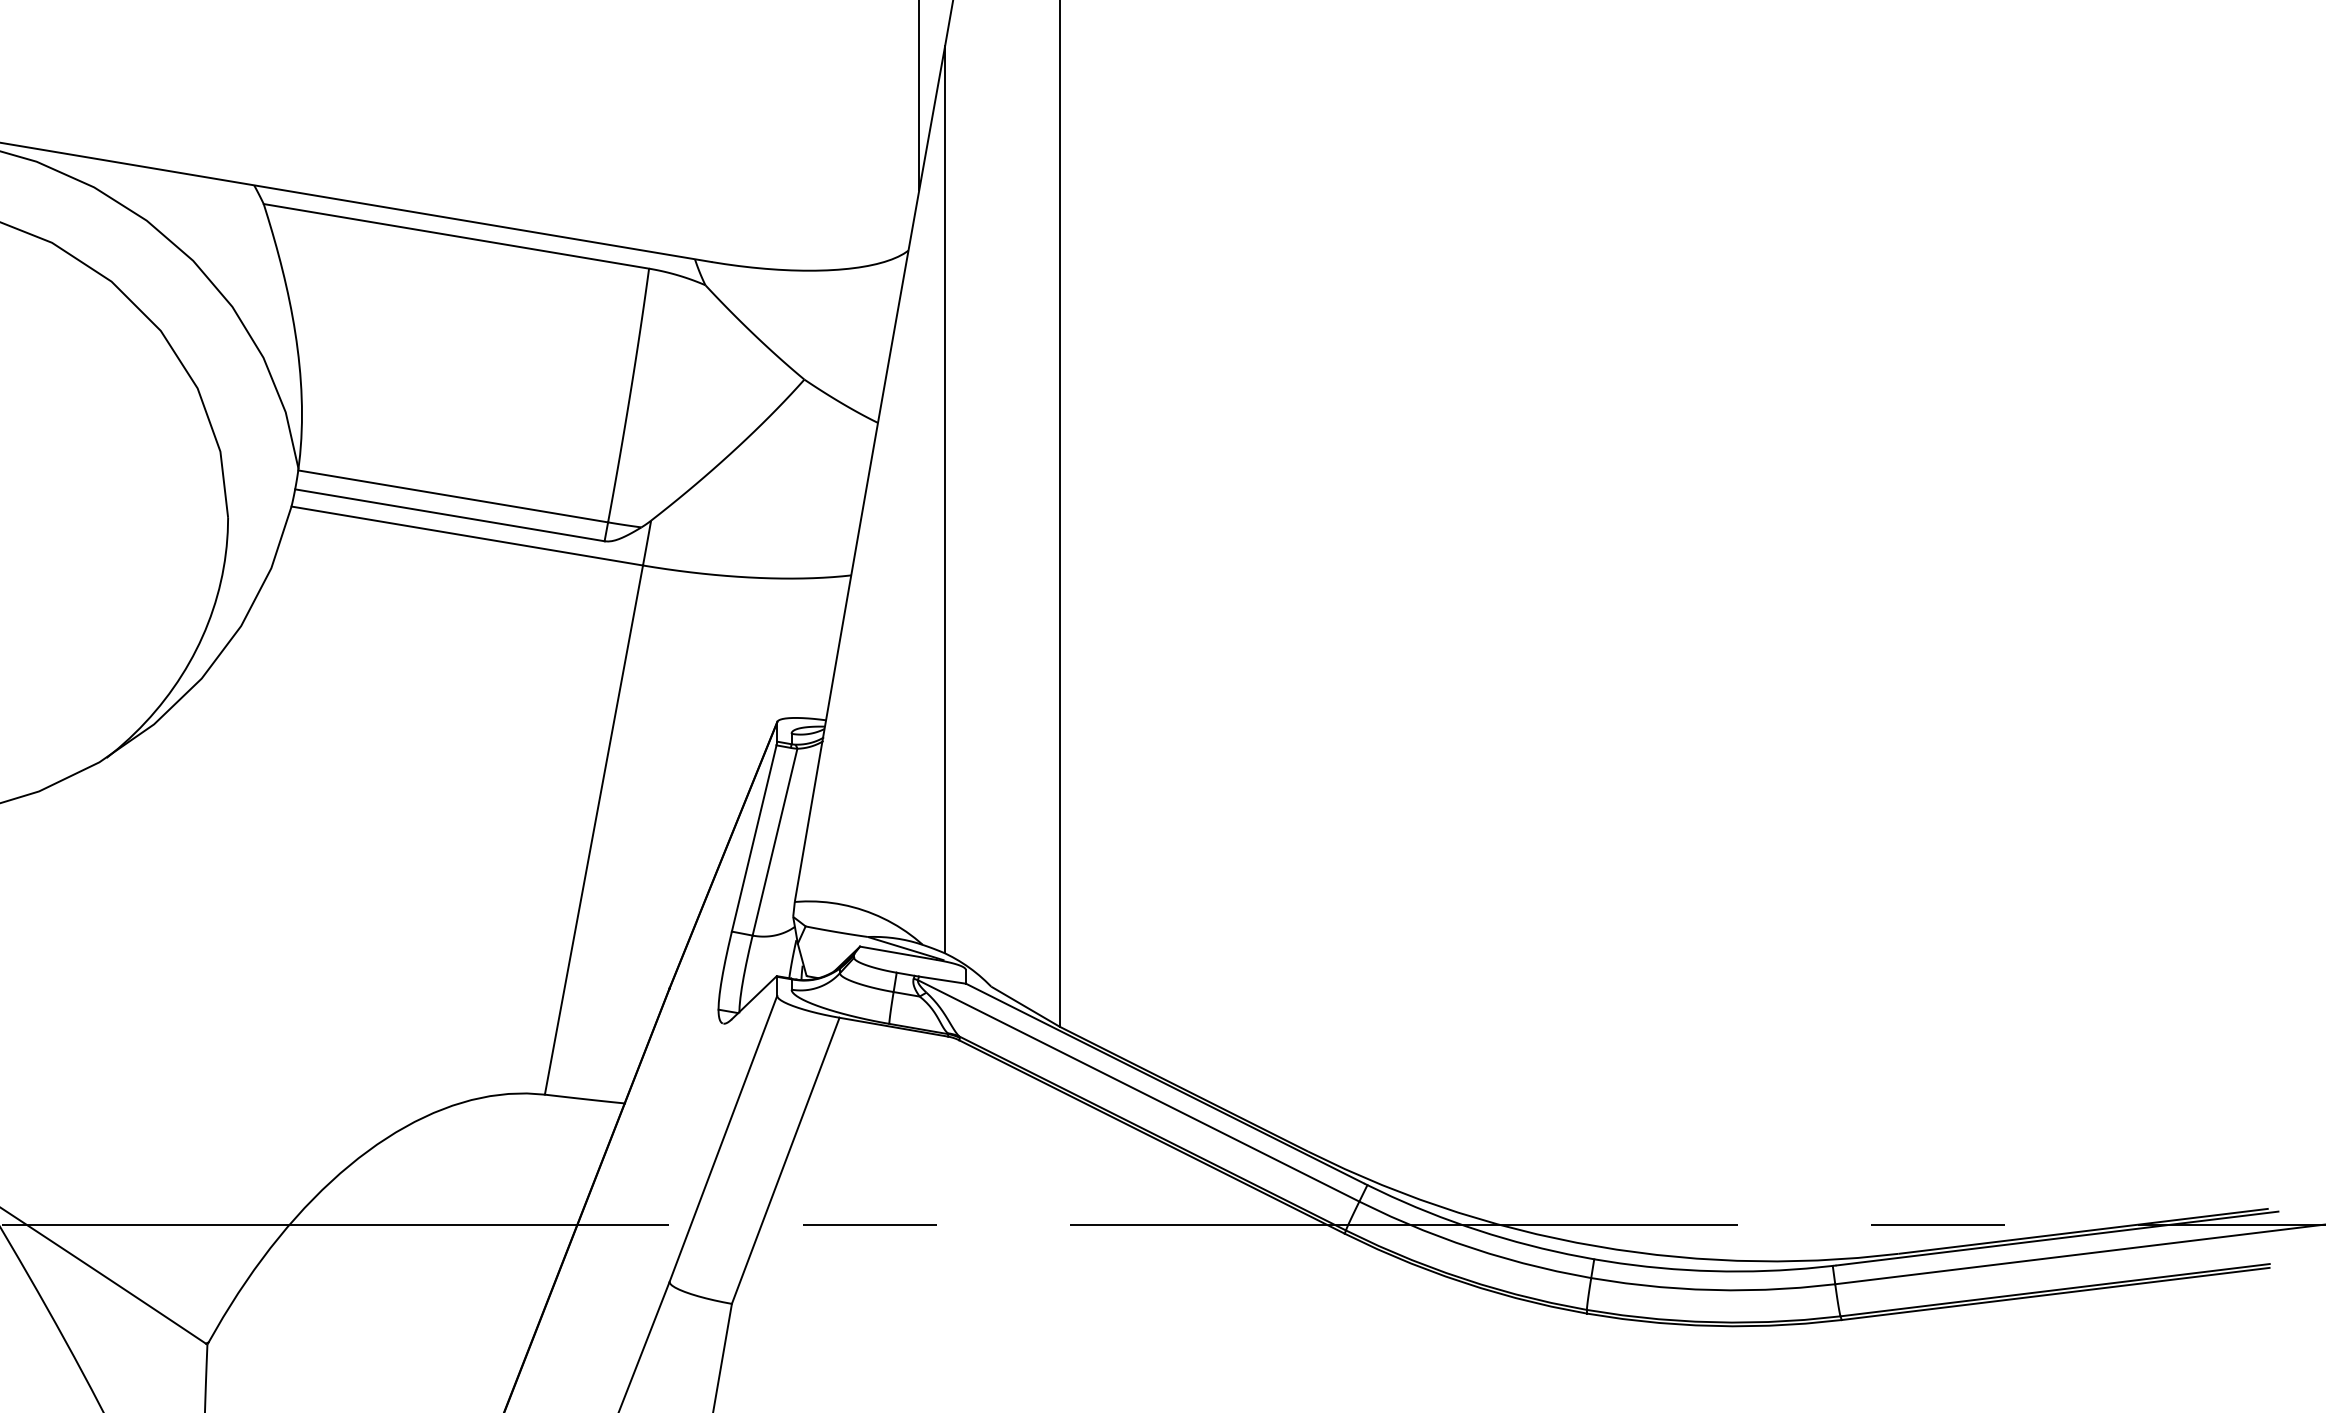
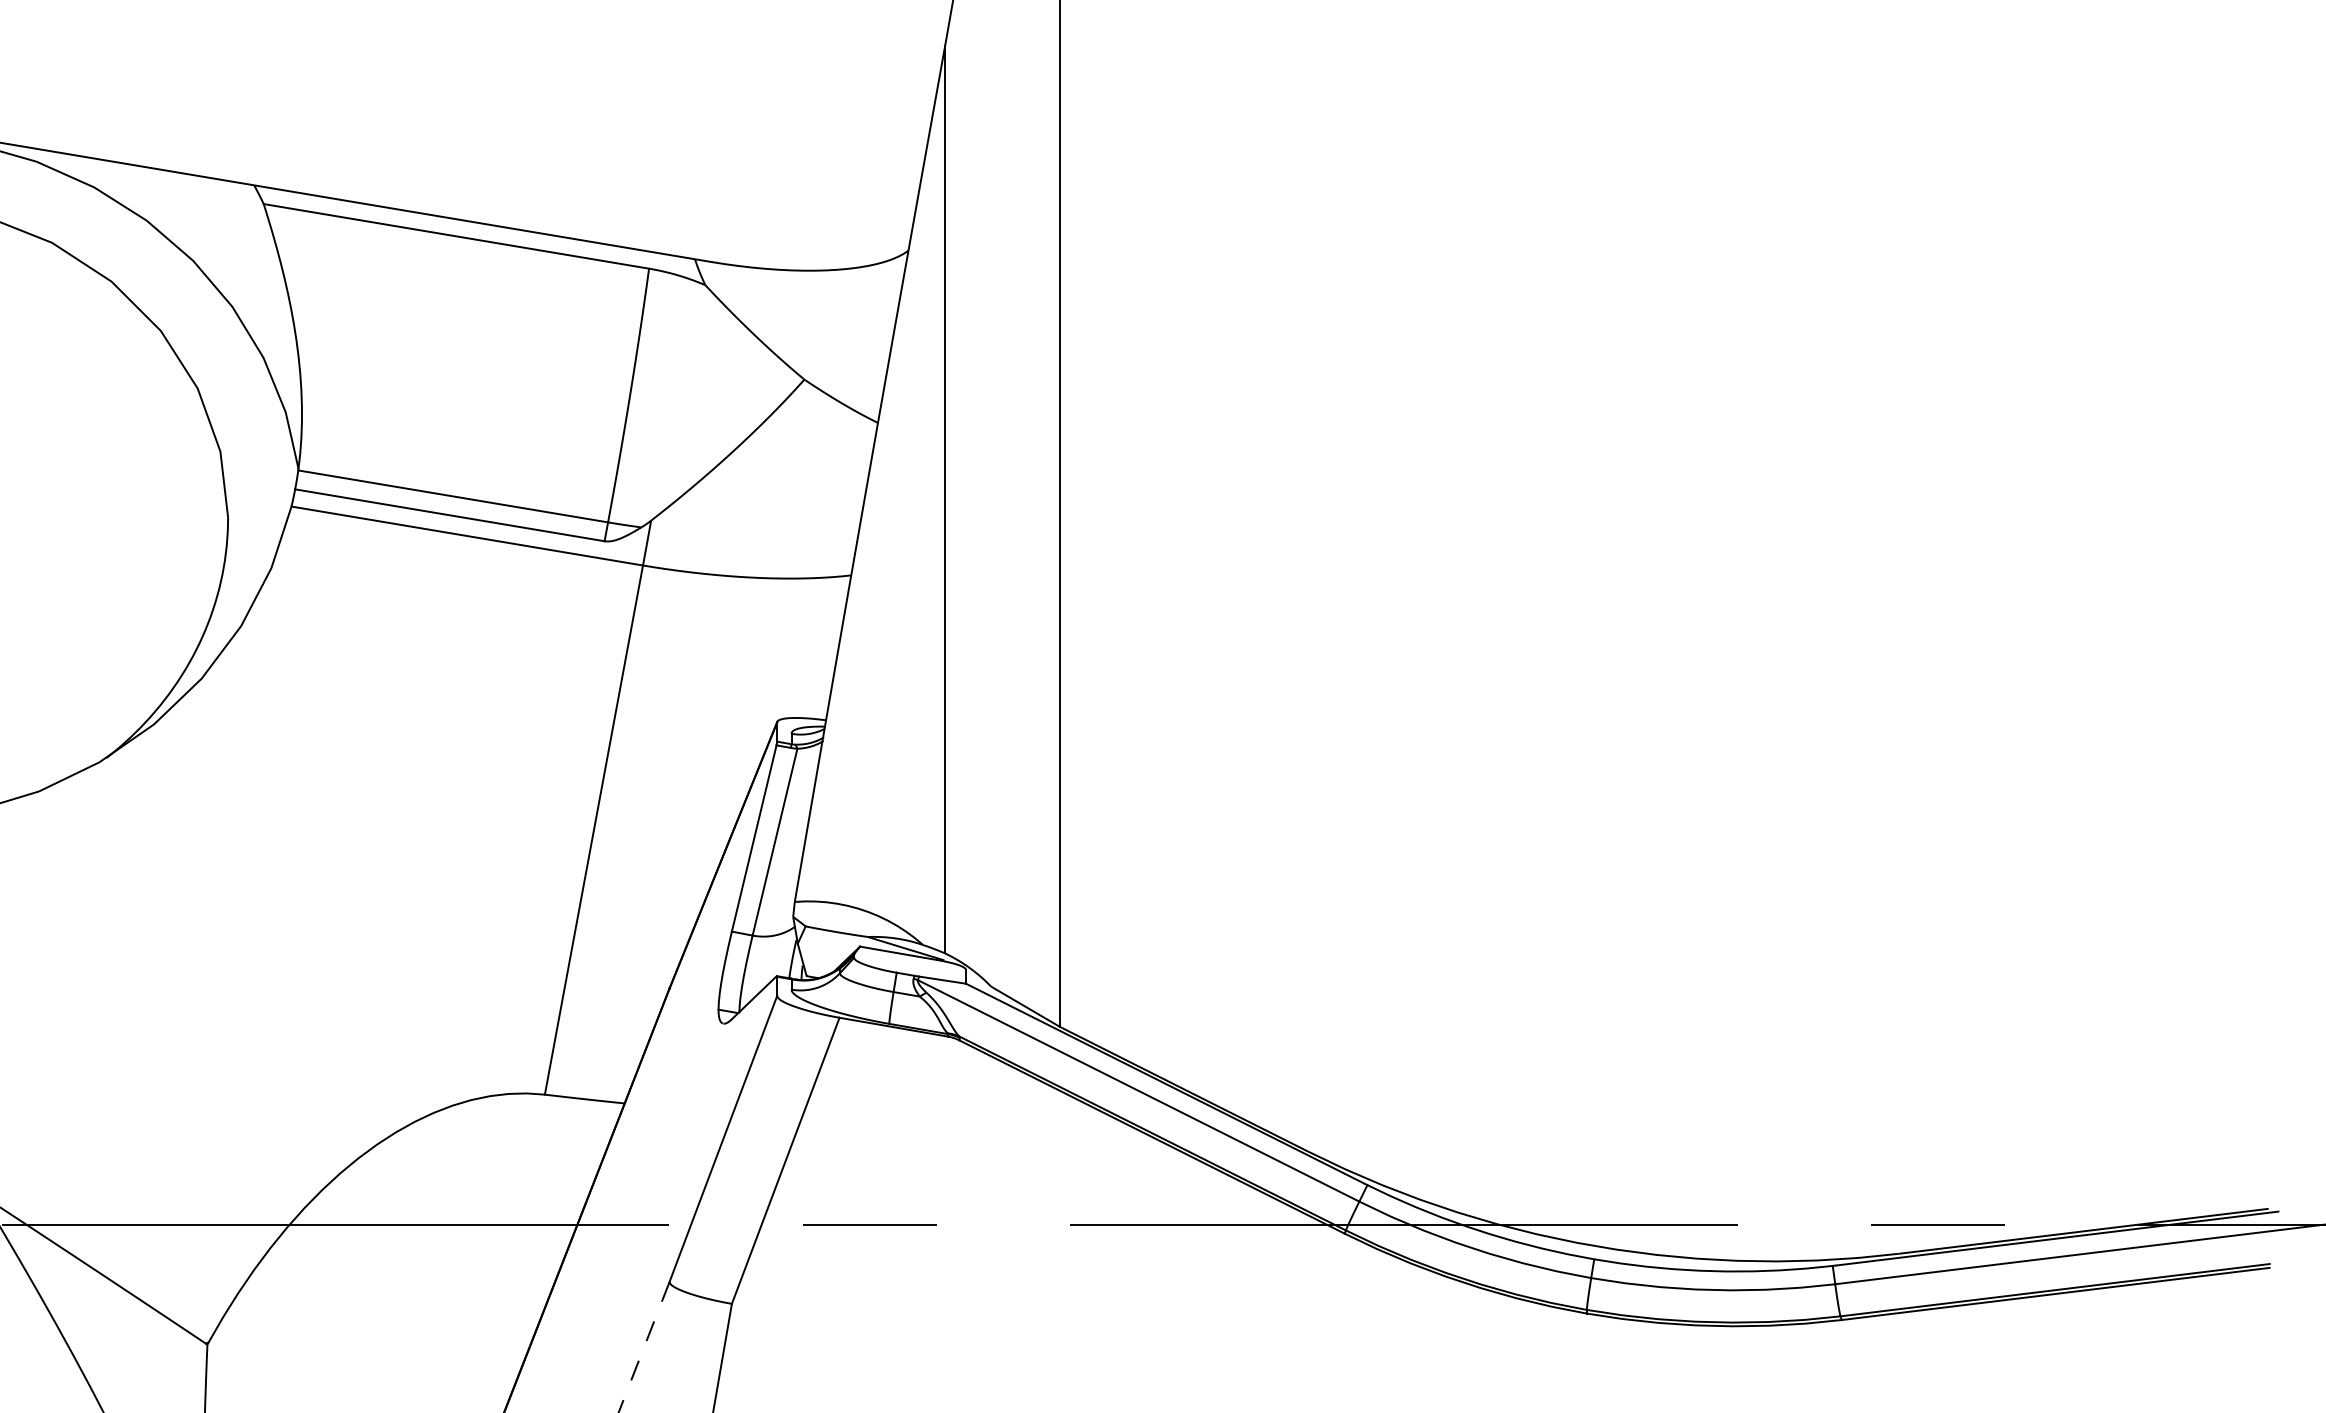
line: present -> none (919, 95)
line: solid -> dashed (644, 1347)
